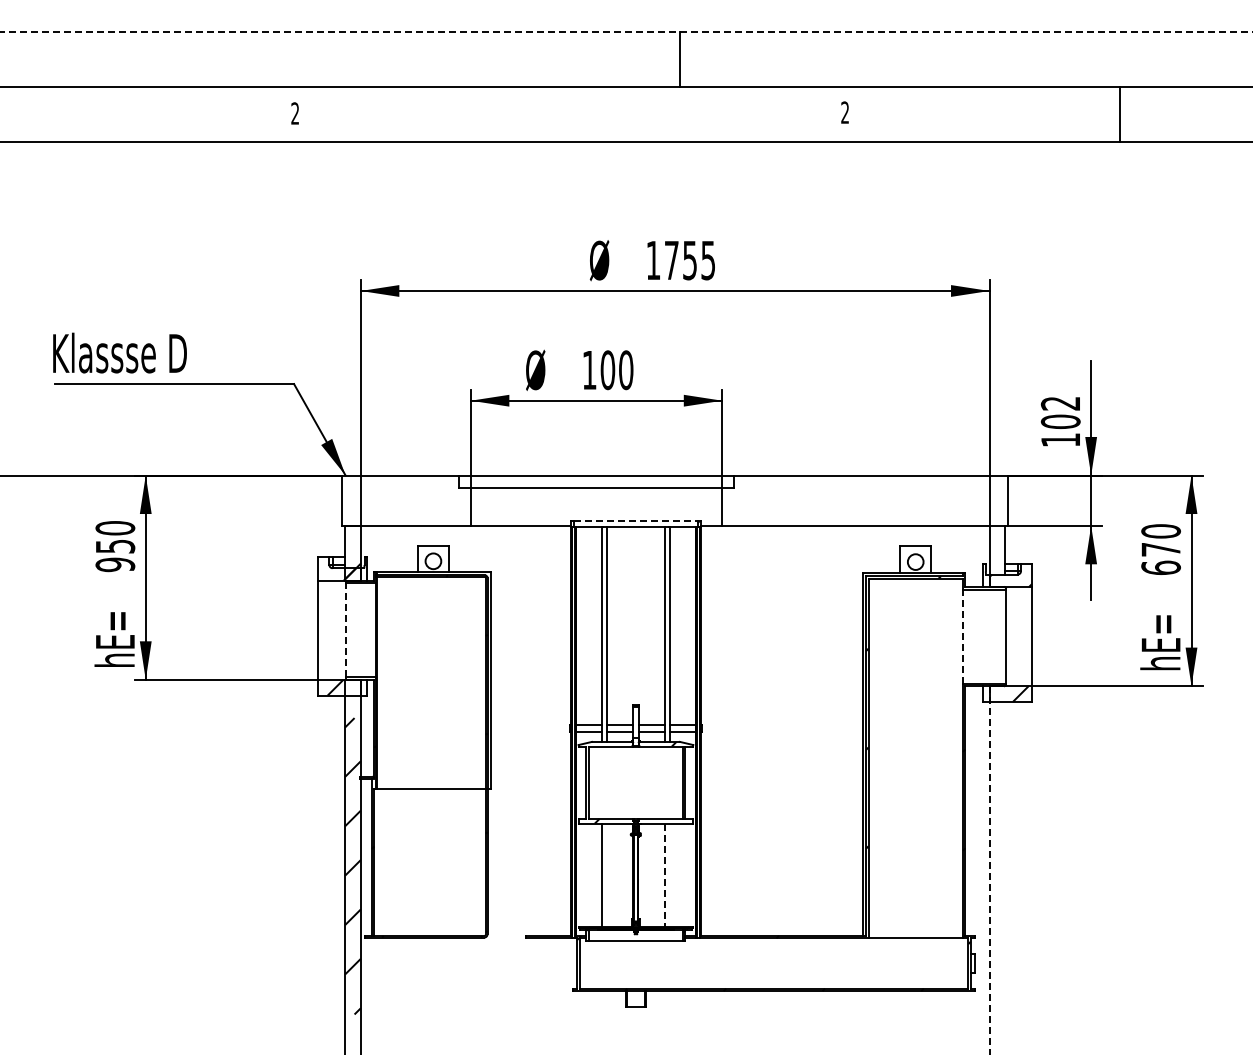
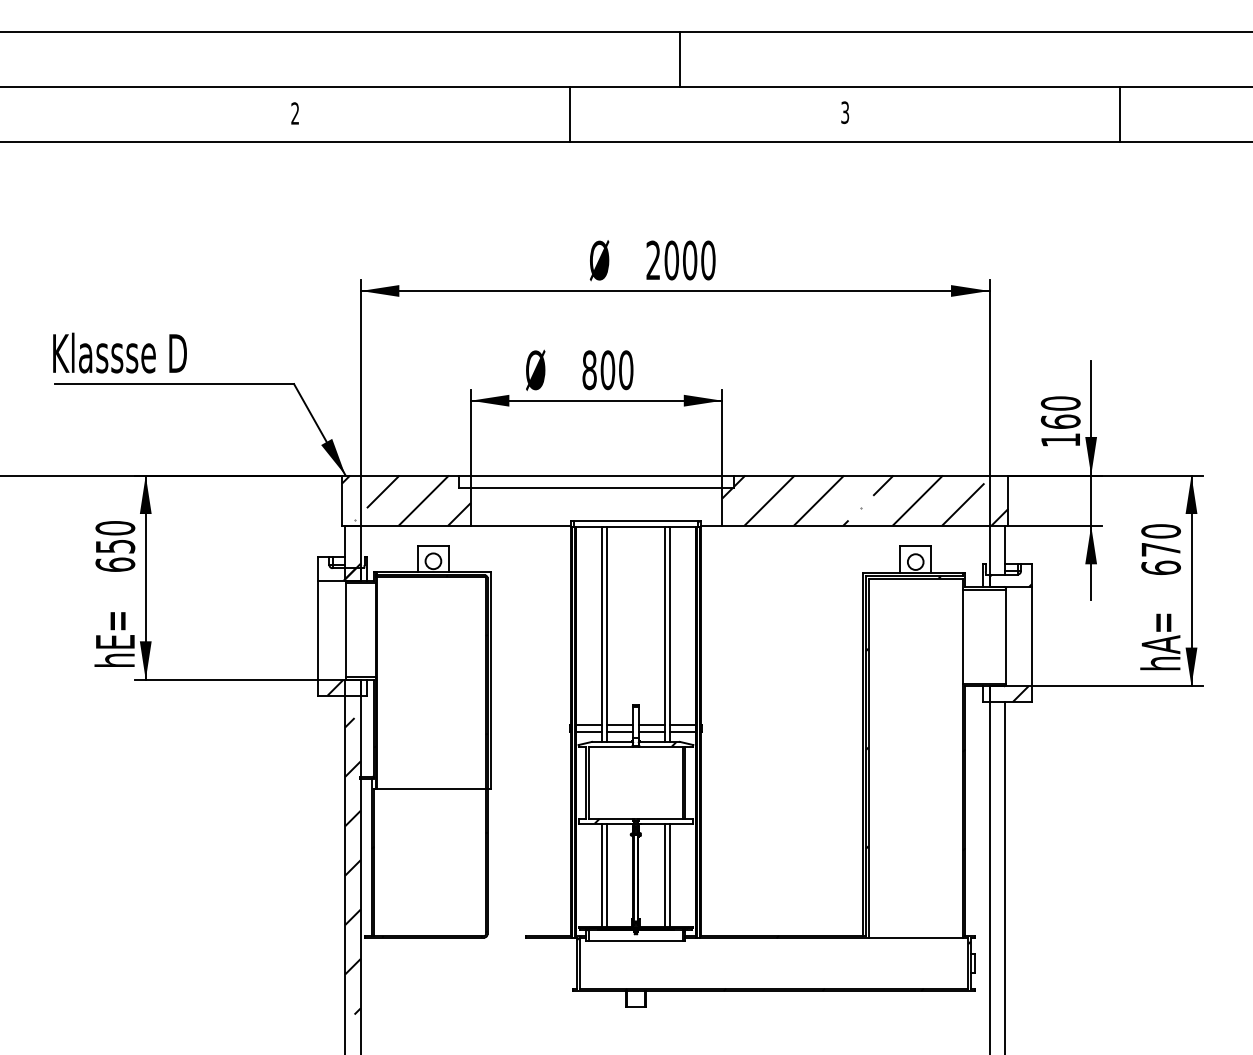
line: dashed -> solid (626, 31)
text: 2 -> 3 (845, 112)
line: none -> present (570, 113)
text: 1755 -> 2000 (680, 260)
text: 100 -> 800 (589, 370)
text: 102 -> 160 (1060, 412)
hatch: none -> present (405, 500)
hatch: none -> present (865, 500)
line: dashed -> solid (635, 520)
text: 950 -> 650 (115, 564)
line: dashed -> solid (346, 629)
text: hE= -> hA= (1160, 633)
line: dashed -> solid (962, 636)
line: dashed -> solid (989, 870)
line: none -> present (607, 875)
line: dashed -> solid (664, 875)
line: none -> present (669, 875)
line: none -> present (1005, 876)
